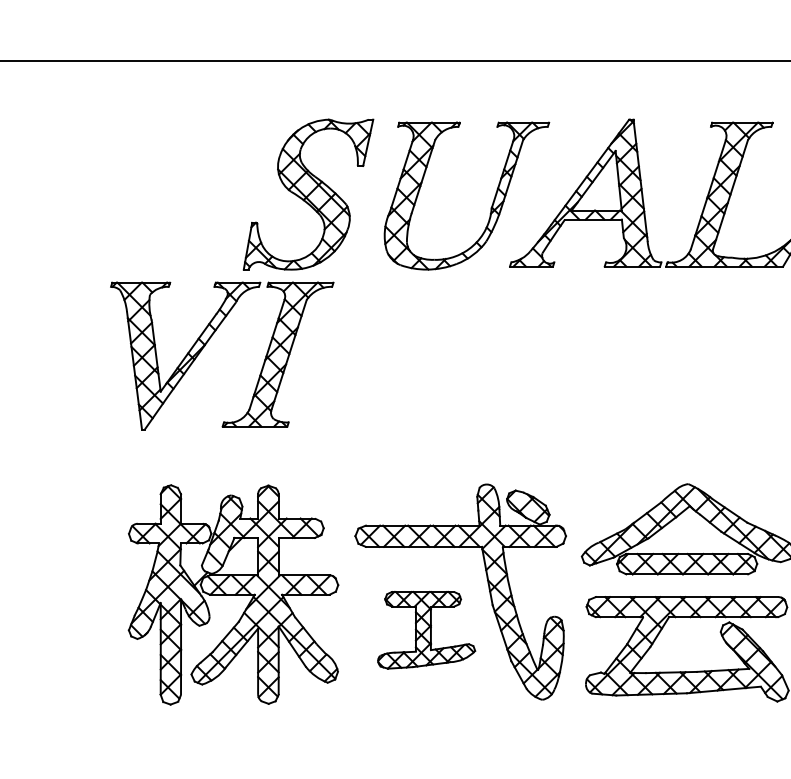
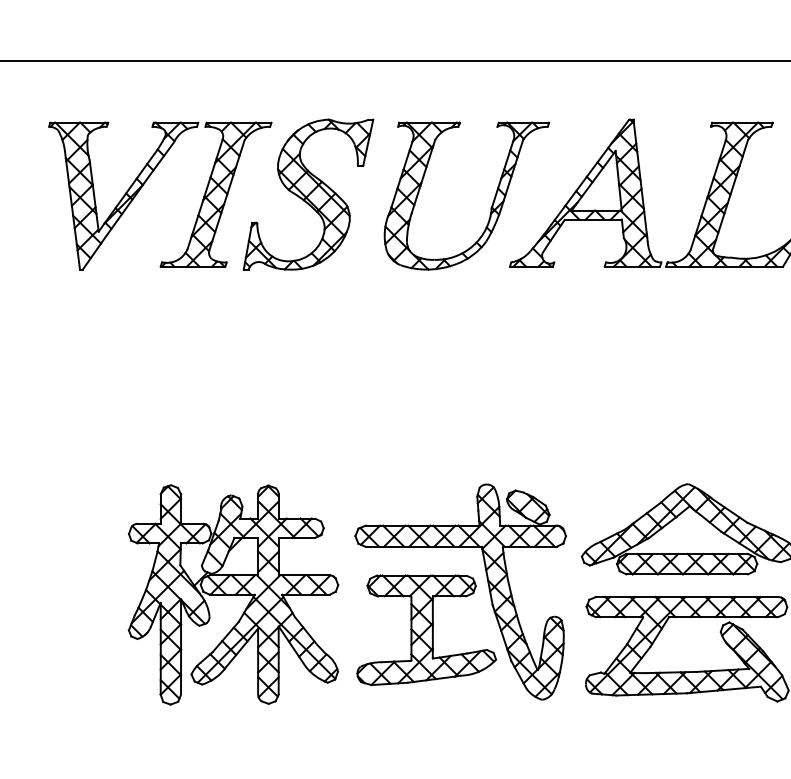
part position: (207, 343) -> (145, 183) (145, 183)
part size: 100x79 px -> 141x113 px (426, 630)
